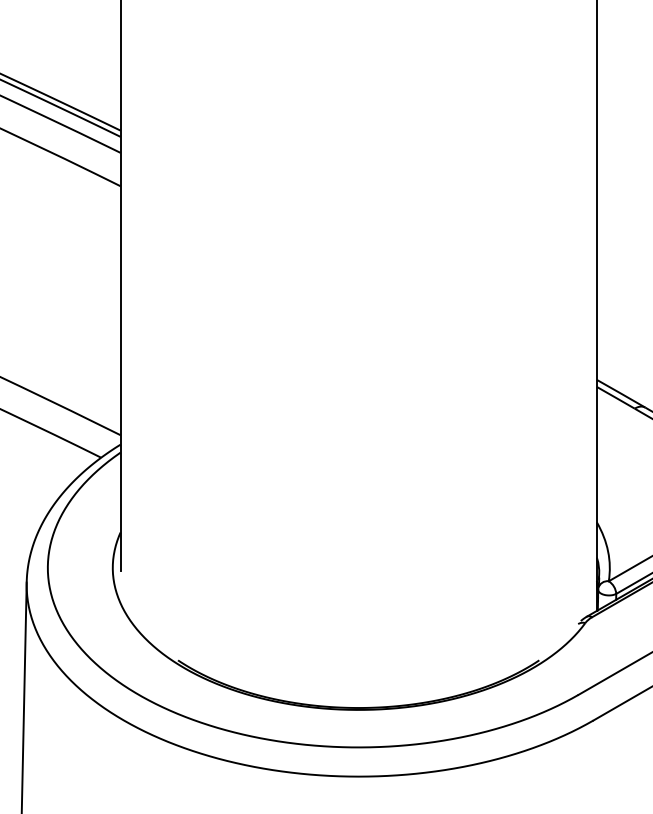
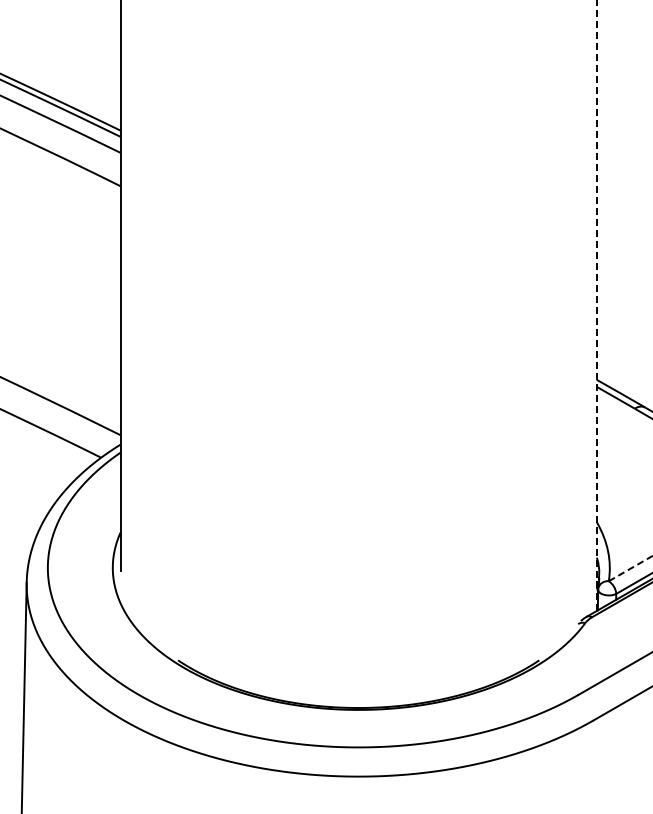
line: solid -> dashed (596, 305)
line: solid -> dashed (631, 568)
